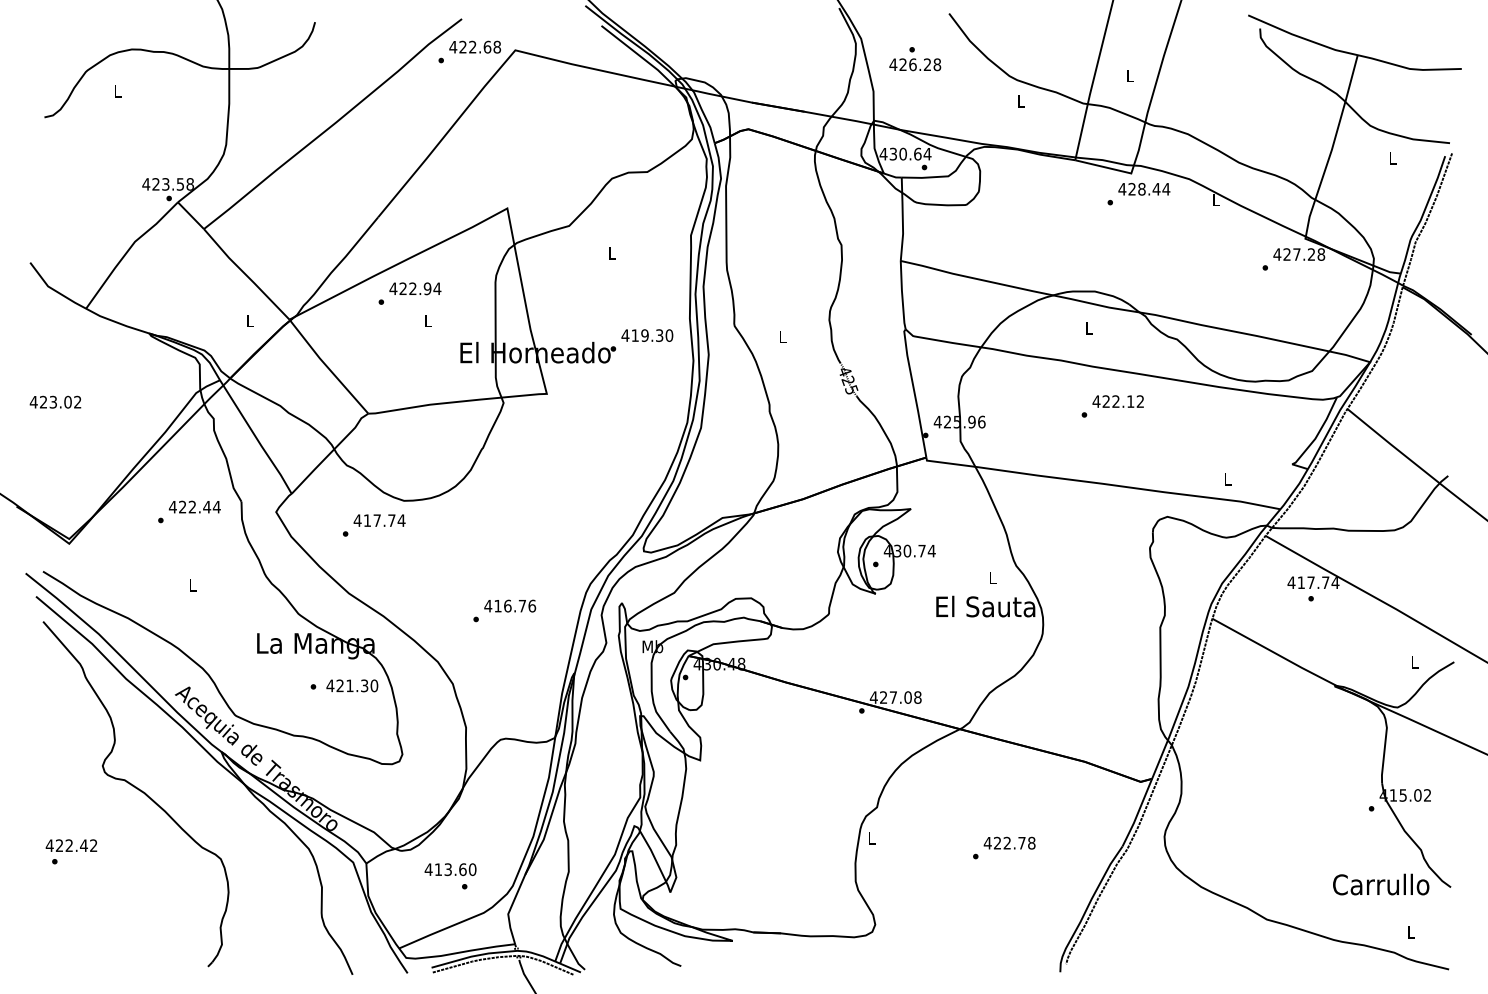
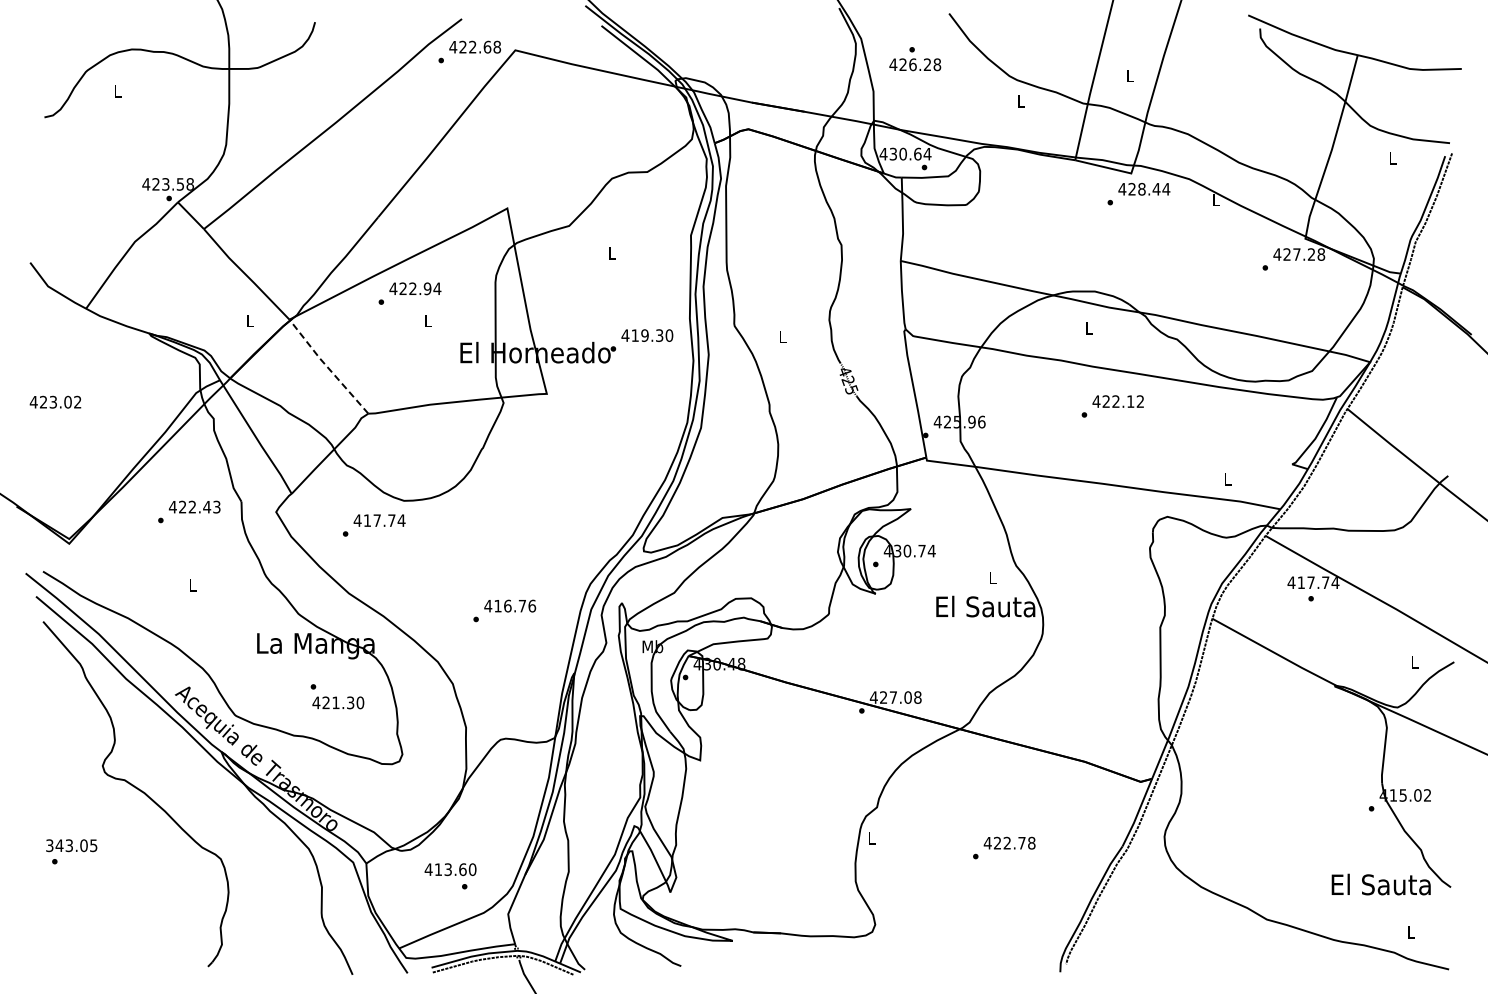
line: solid -> dashed (327, 366)
text: 422.44 -> 422.43 (216, 506)
text position: (352, 685) -> (338, 702) (338, 702)
text: 422.42 -> 343.05 (71, 845)
text: Carrullo -> El Sauta (1380, 884)
